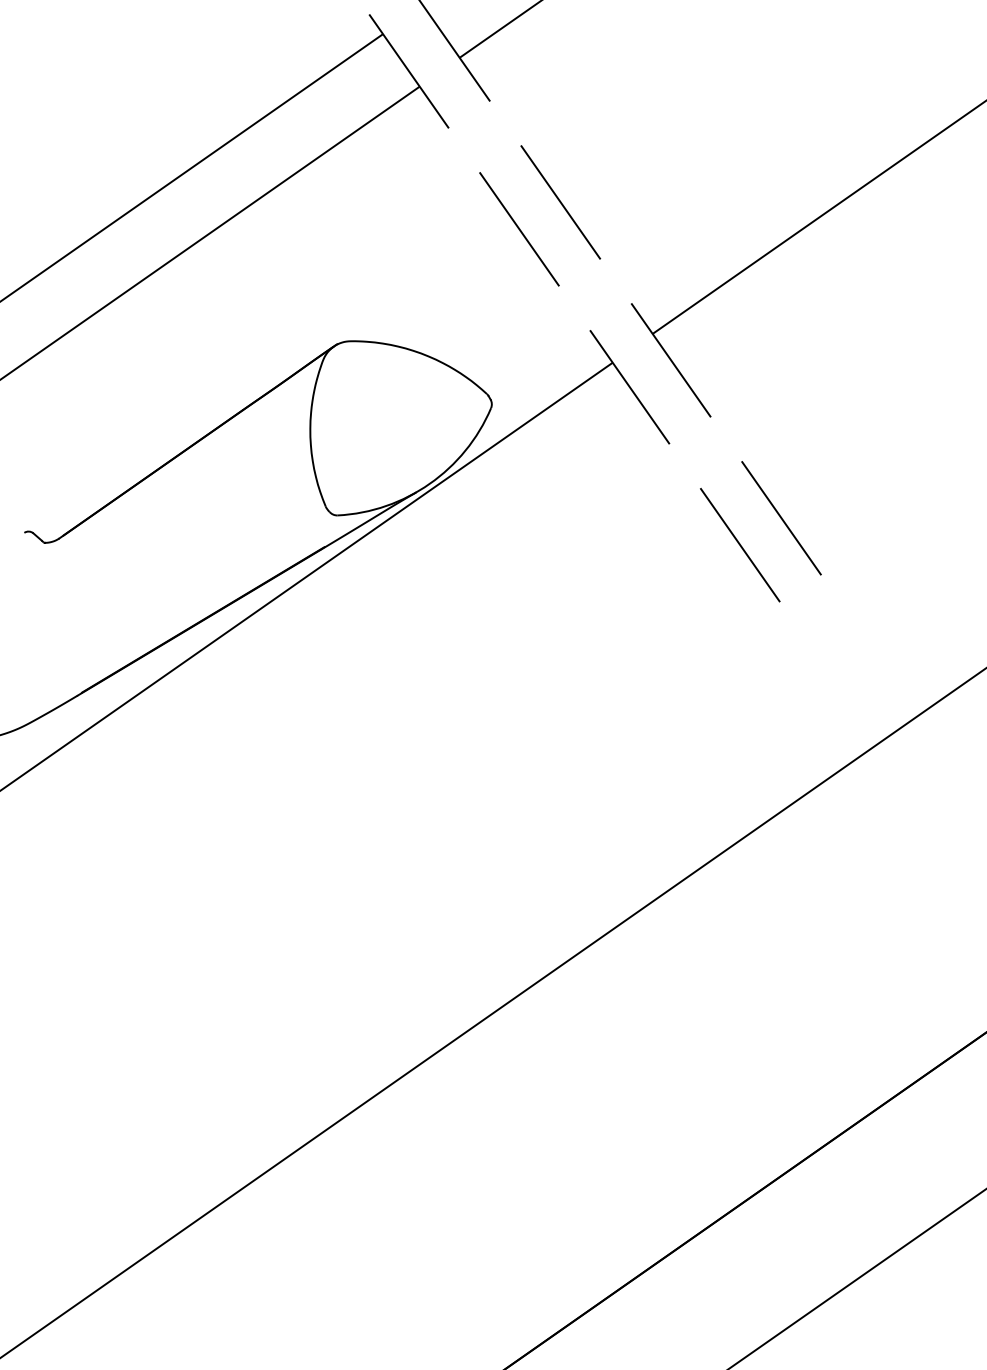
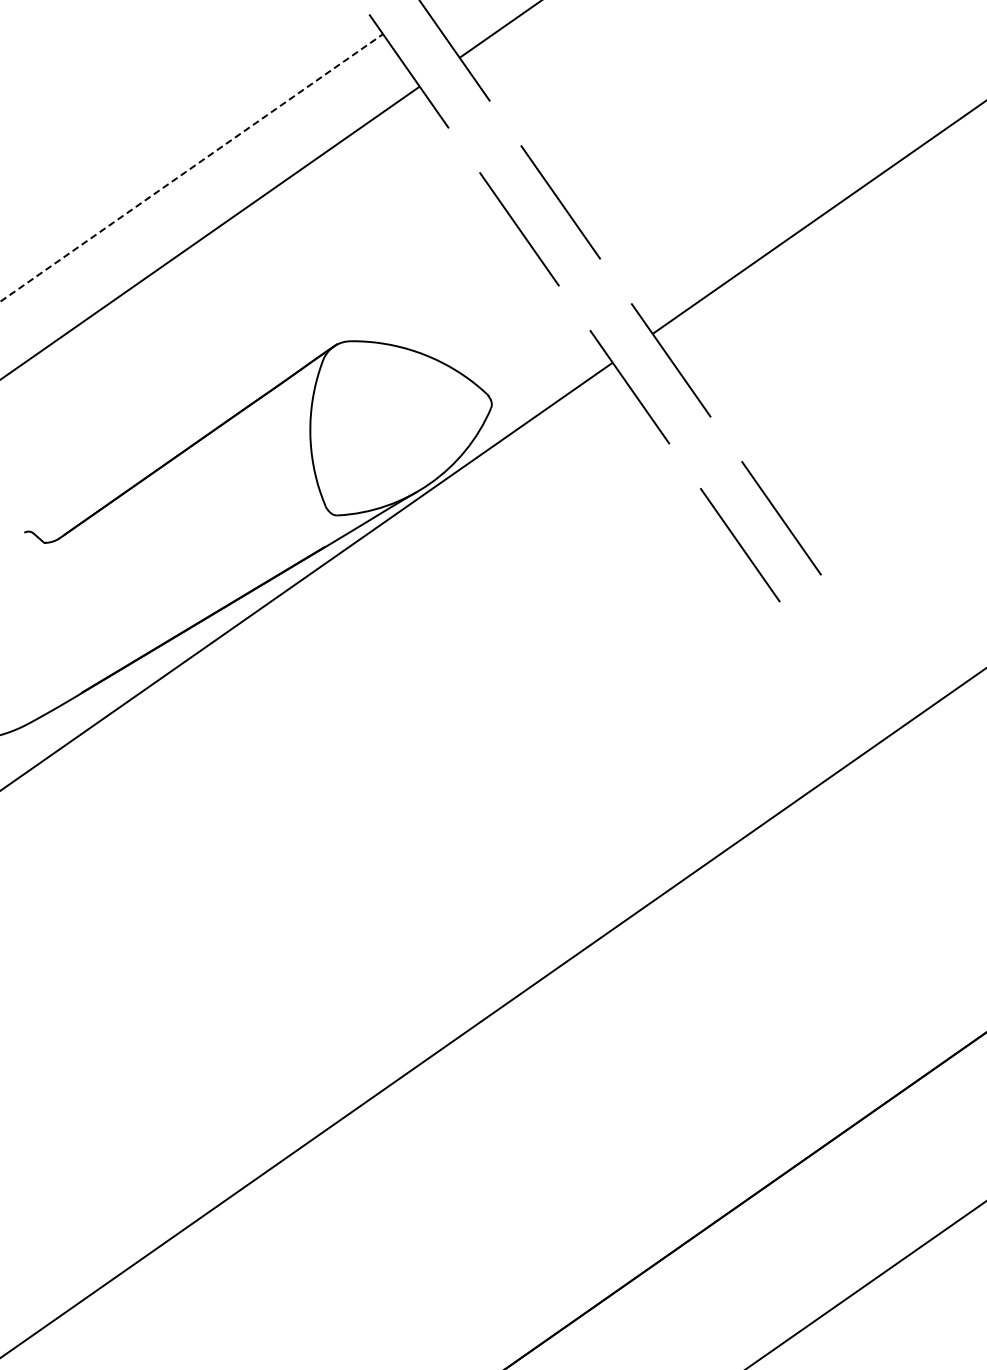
line: solid -> dashed (192, 167)
line position: (857, 1278) -> (866, 1284) (866, 1284)
